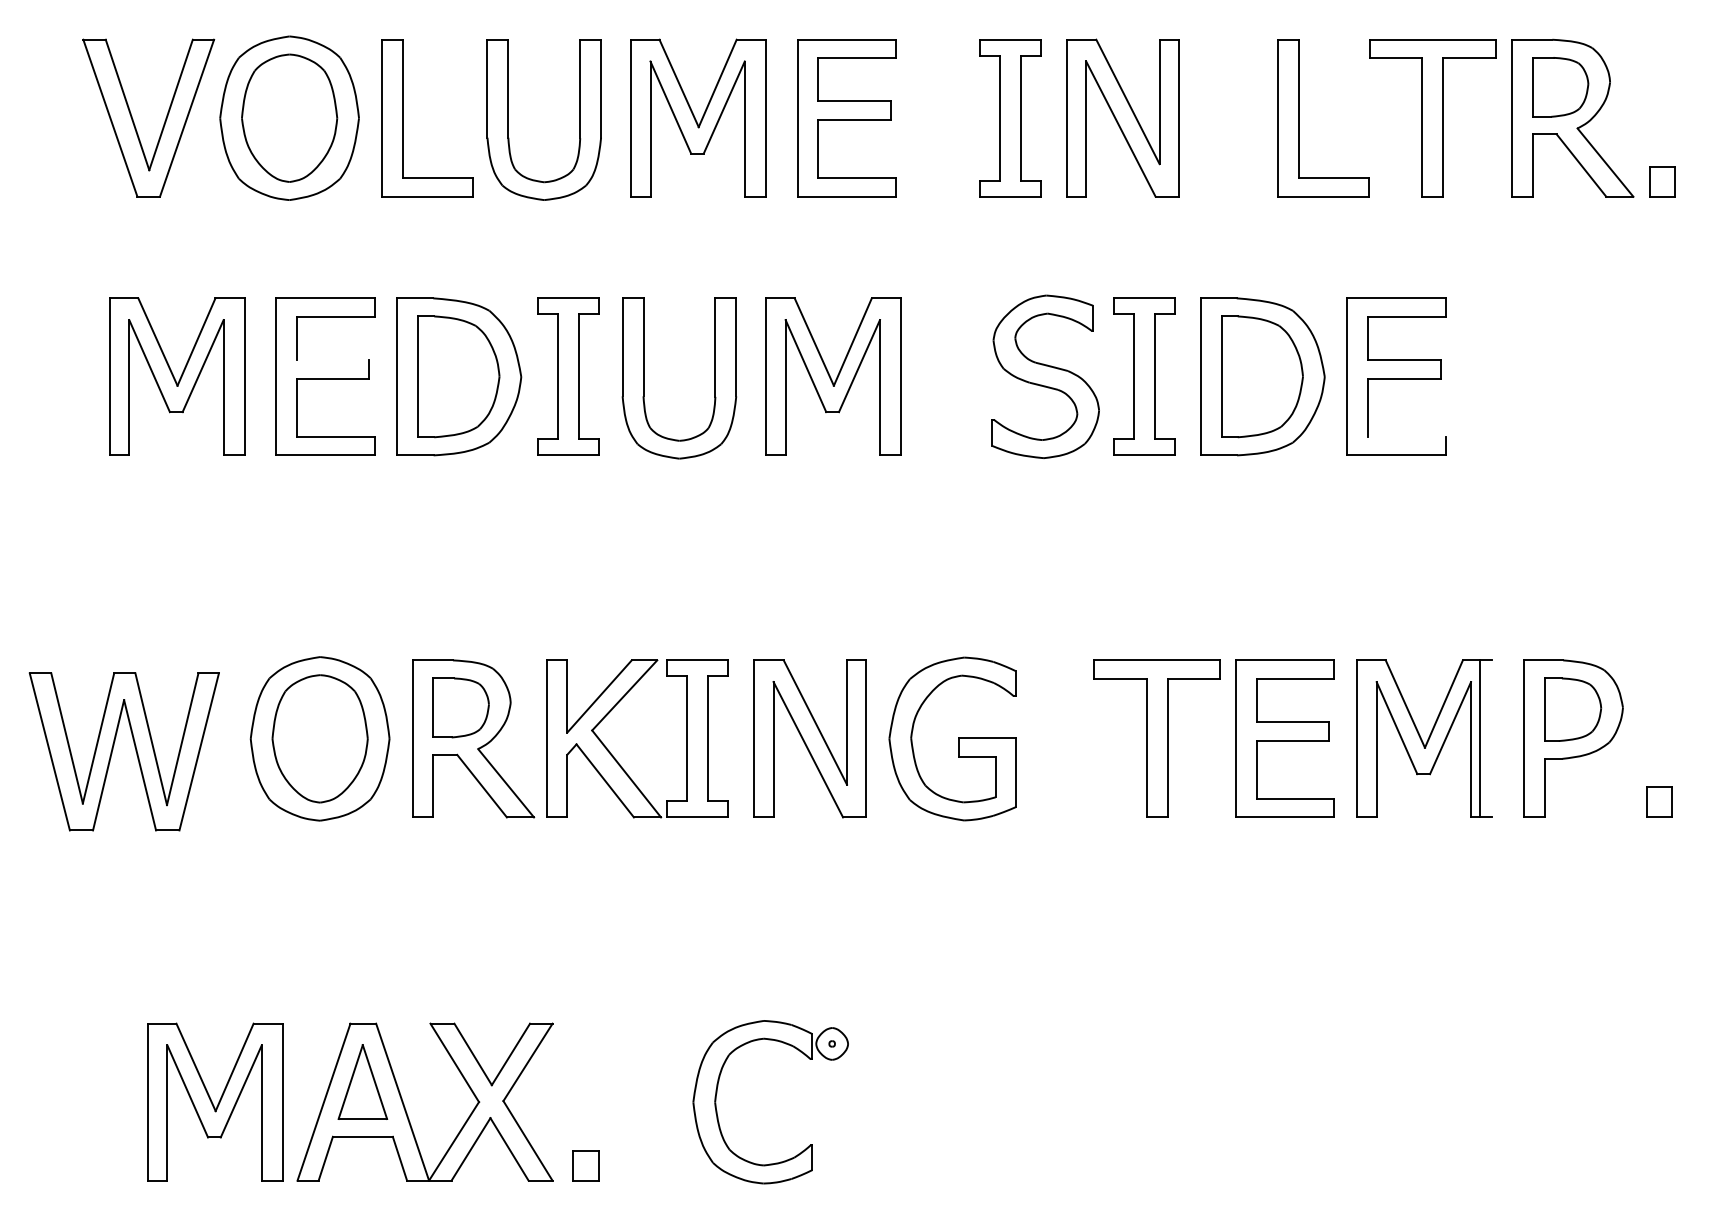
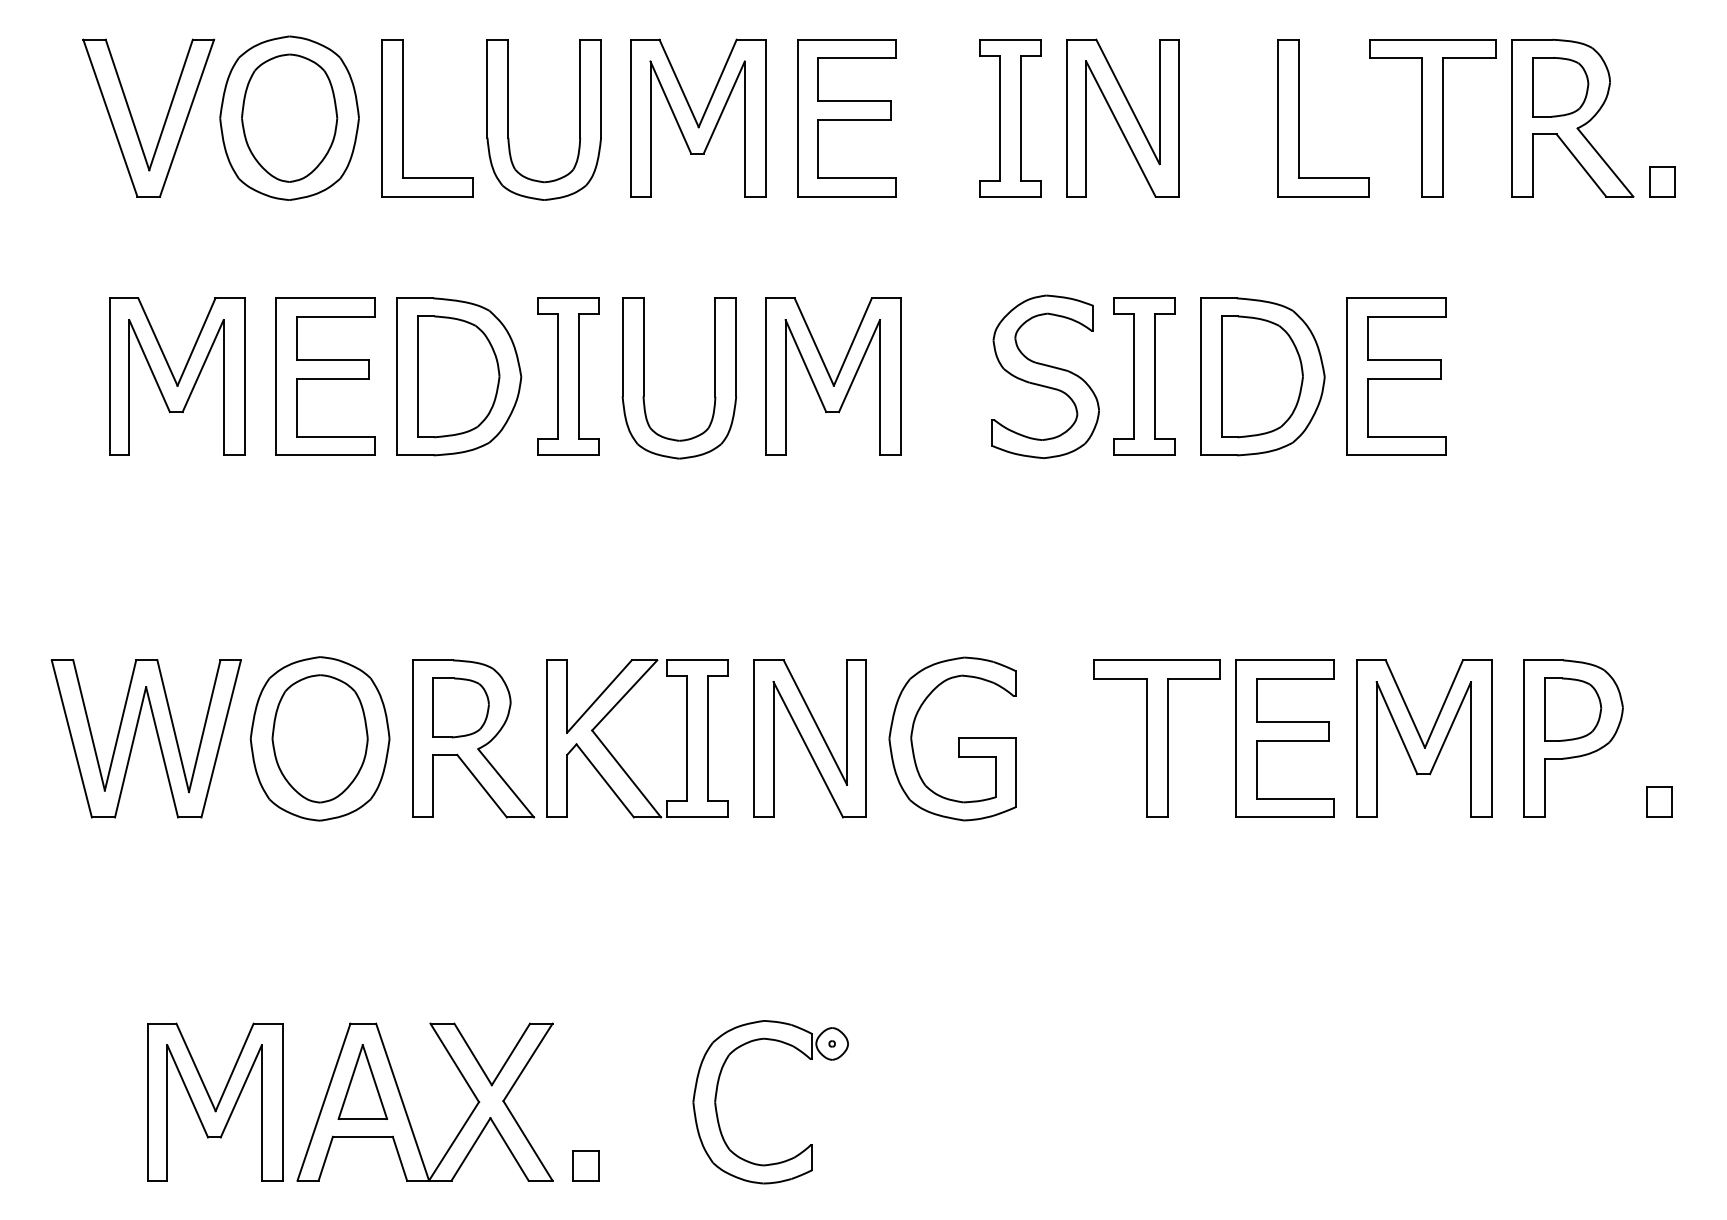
line: none -> present (333, 359)
line: none -> present (1406, 436)
line position: (1479, 738) -> (1491, 738) (1491, 738)
part position: (113, 749) -> (135, 736) (135, 736)
